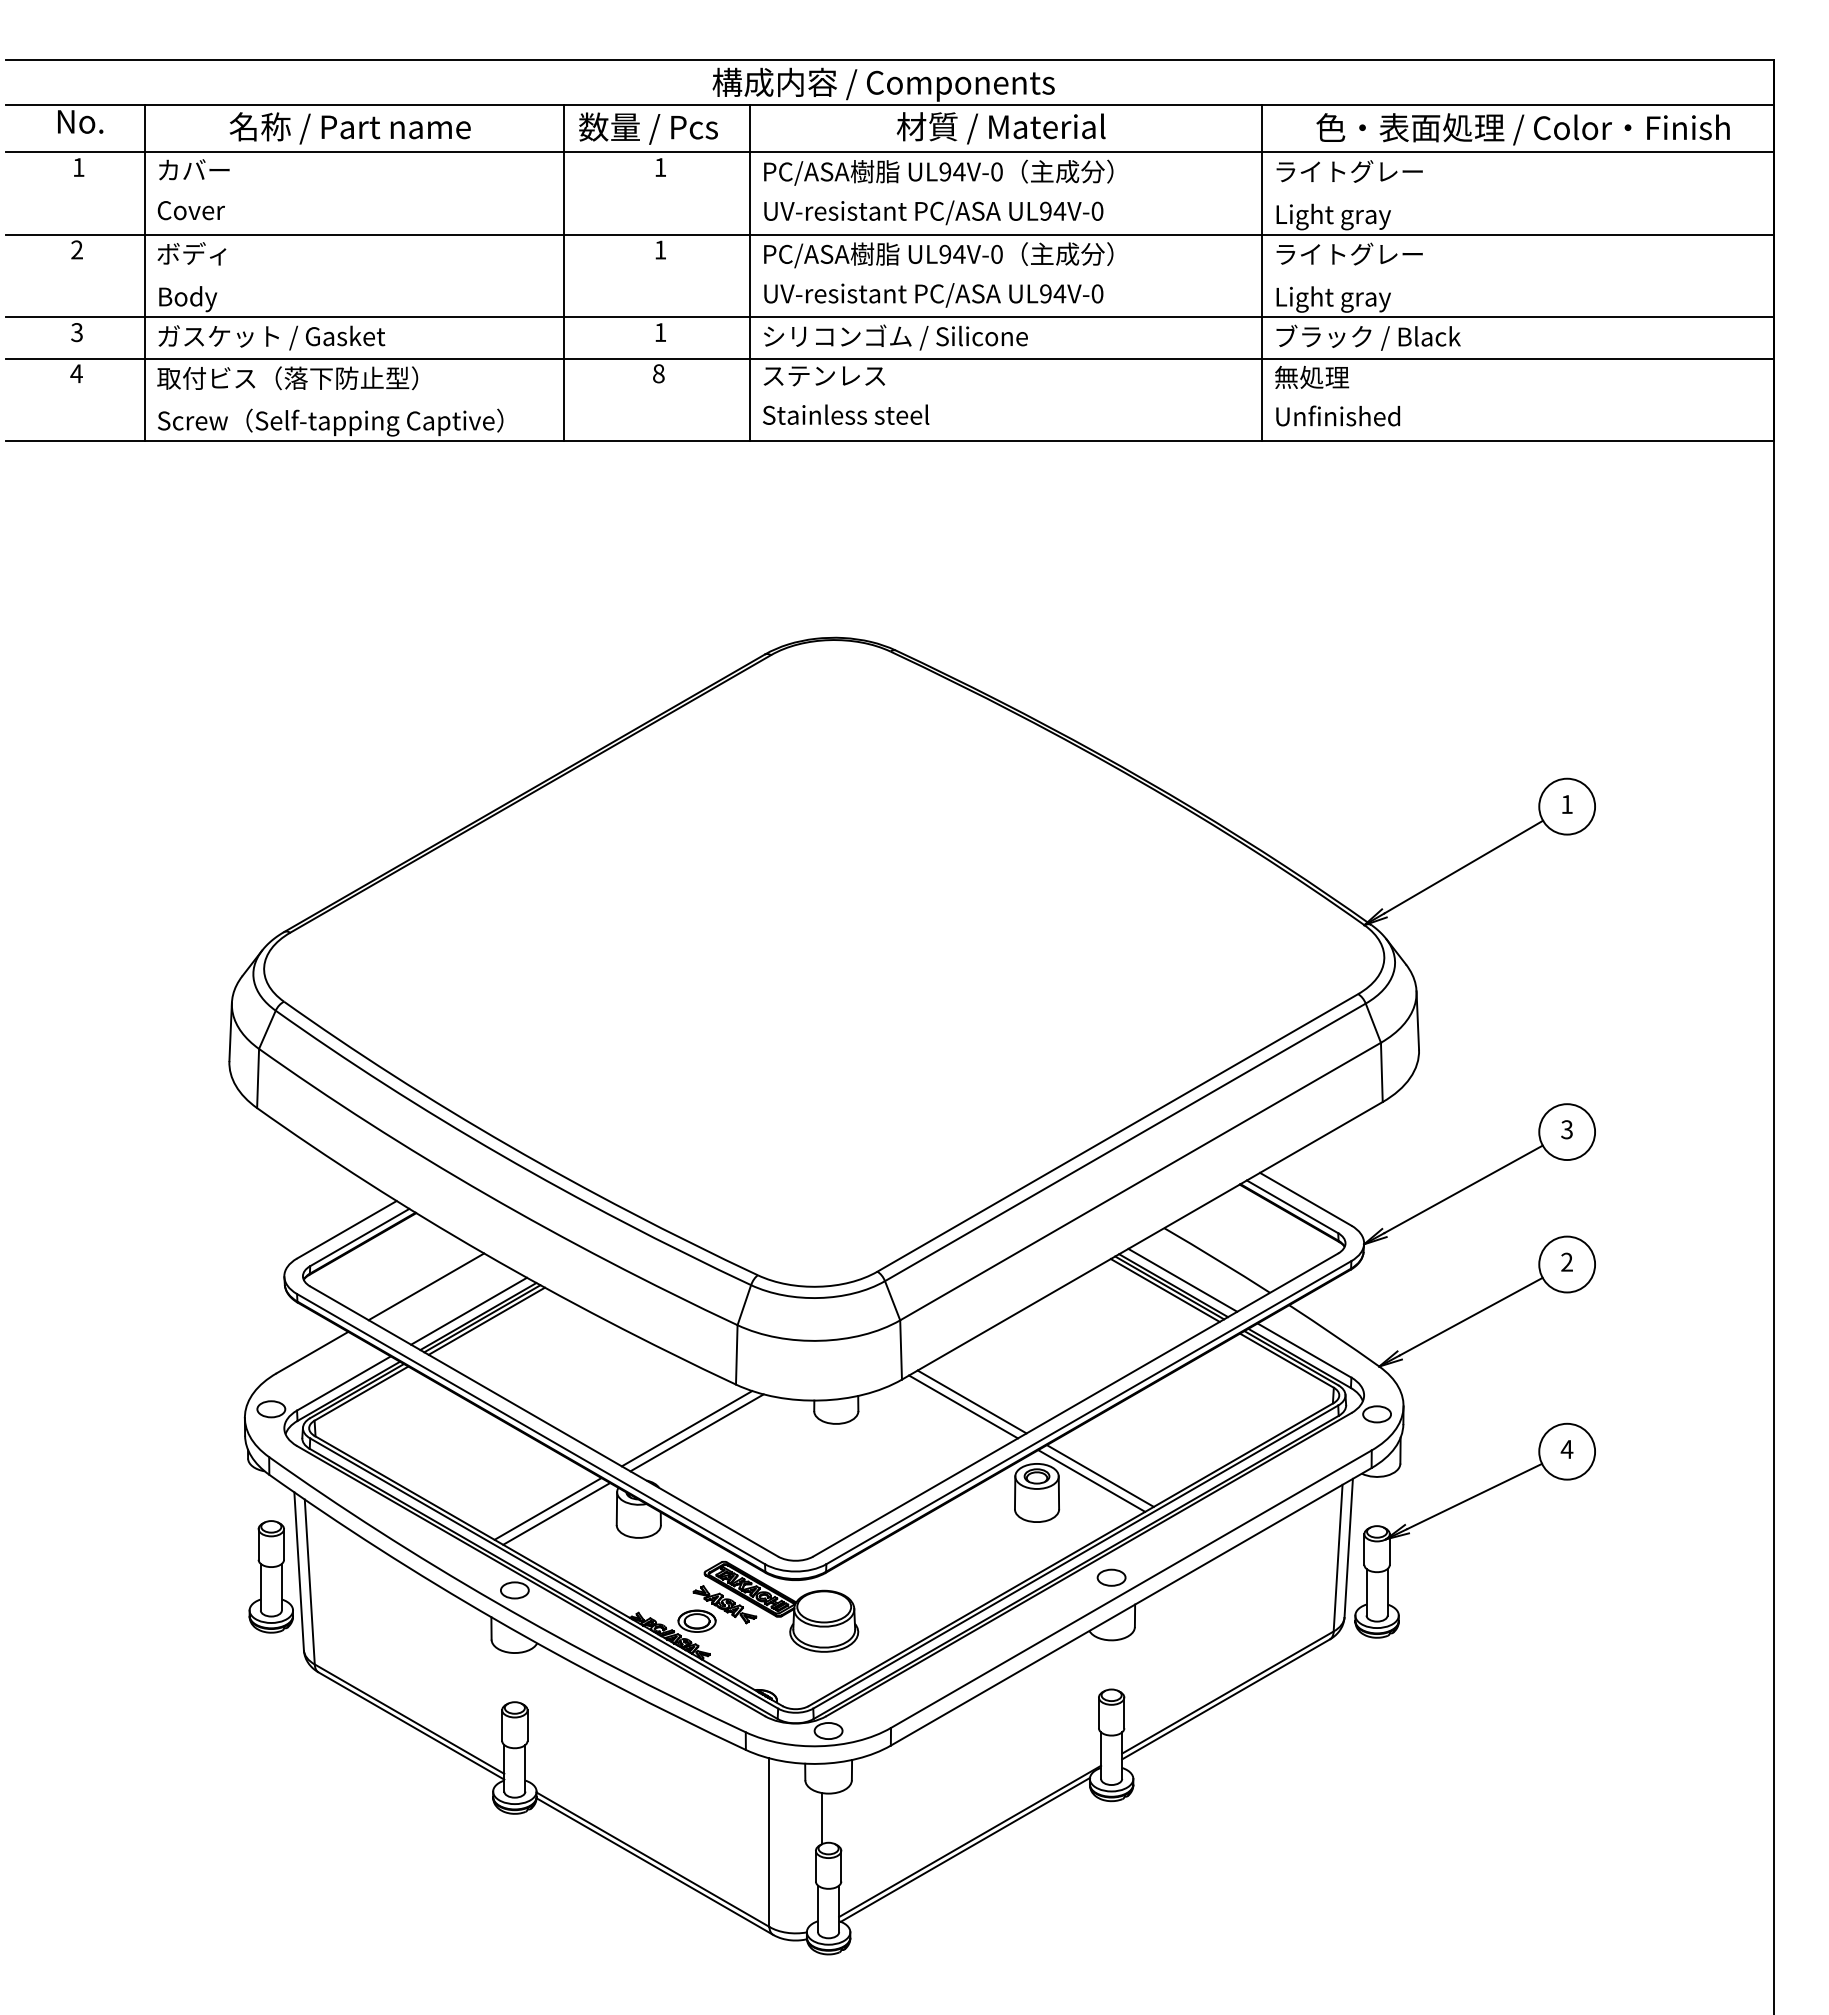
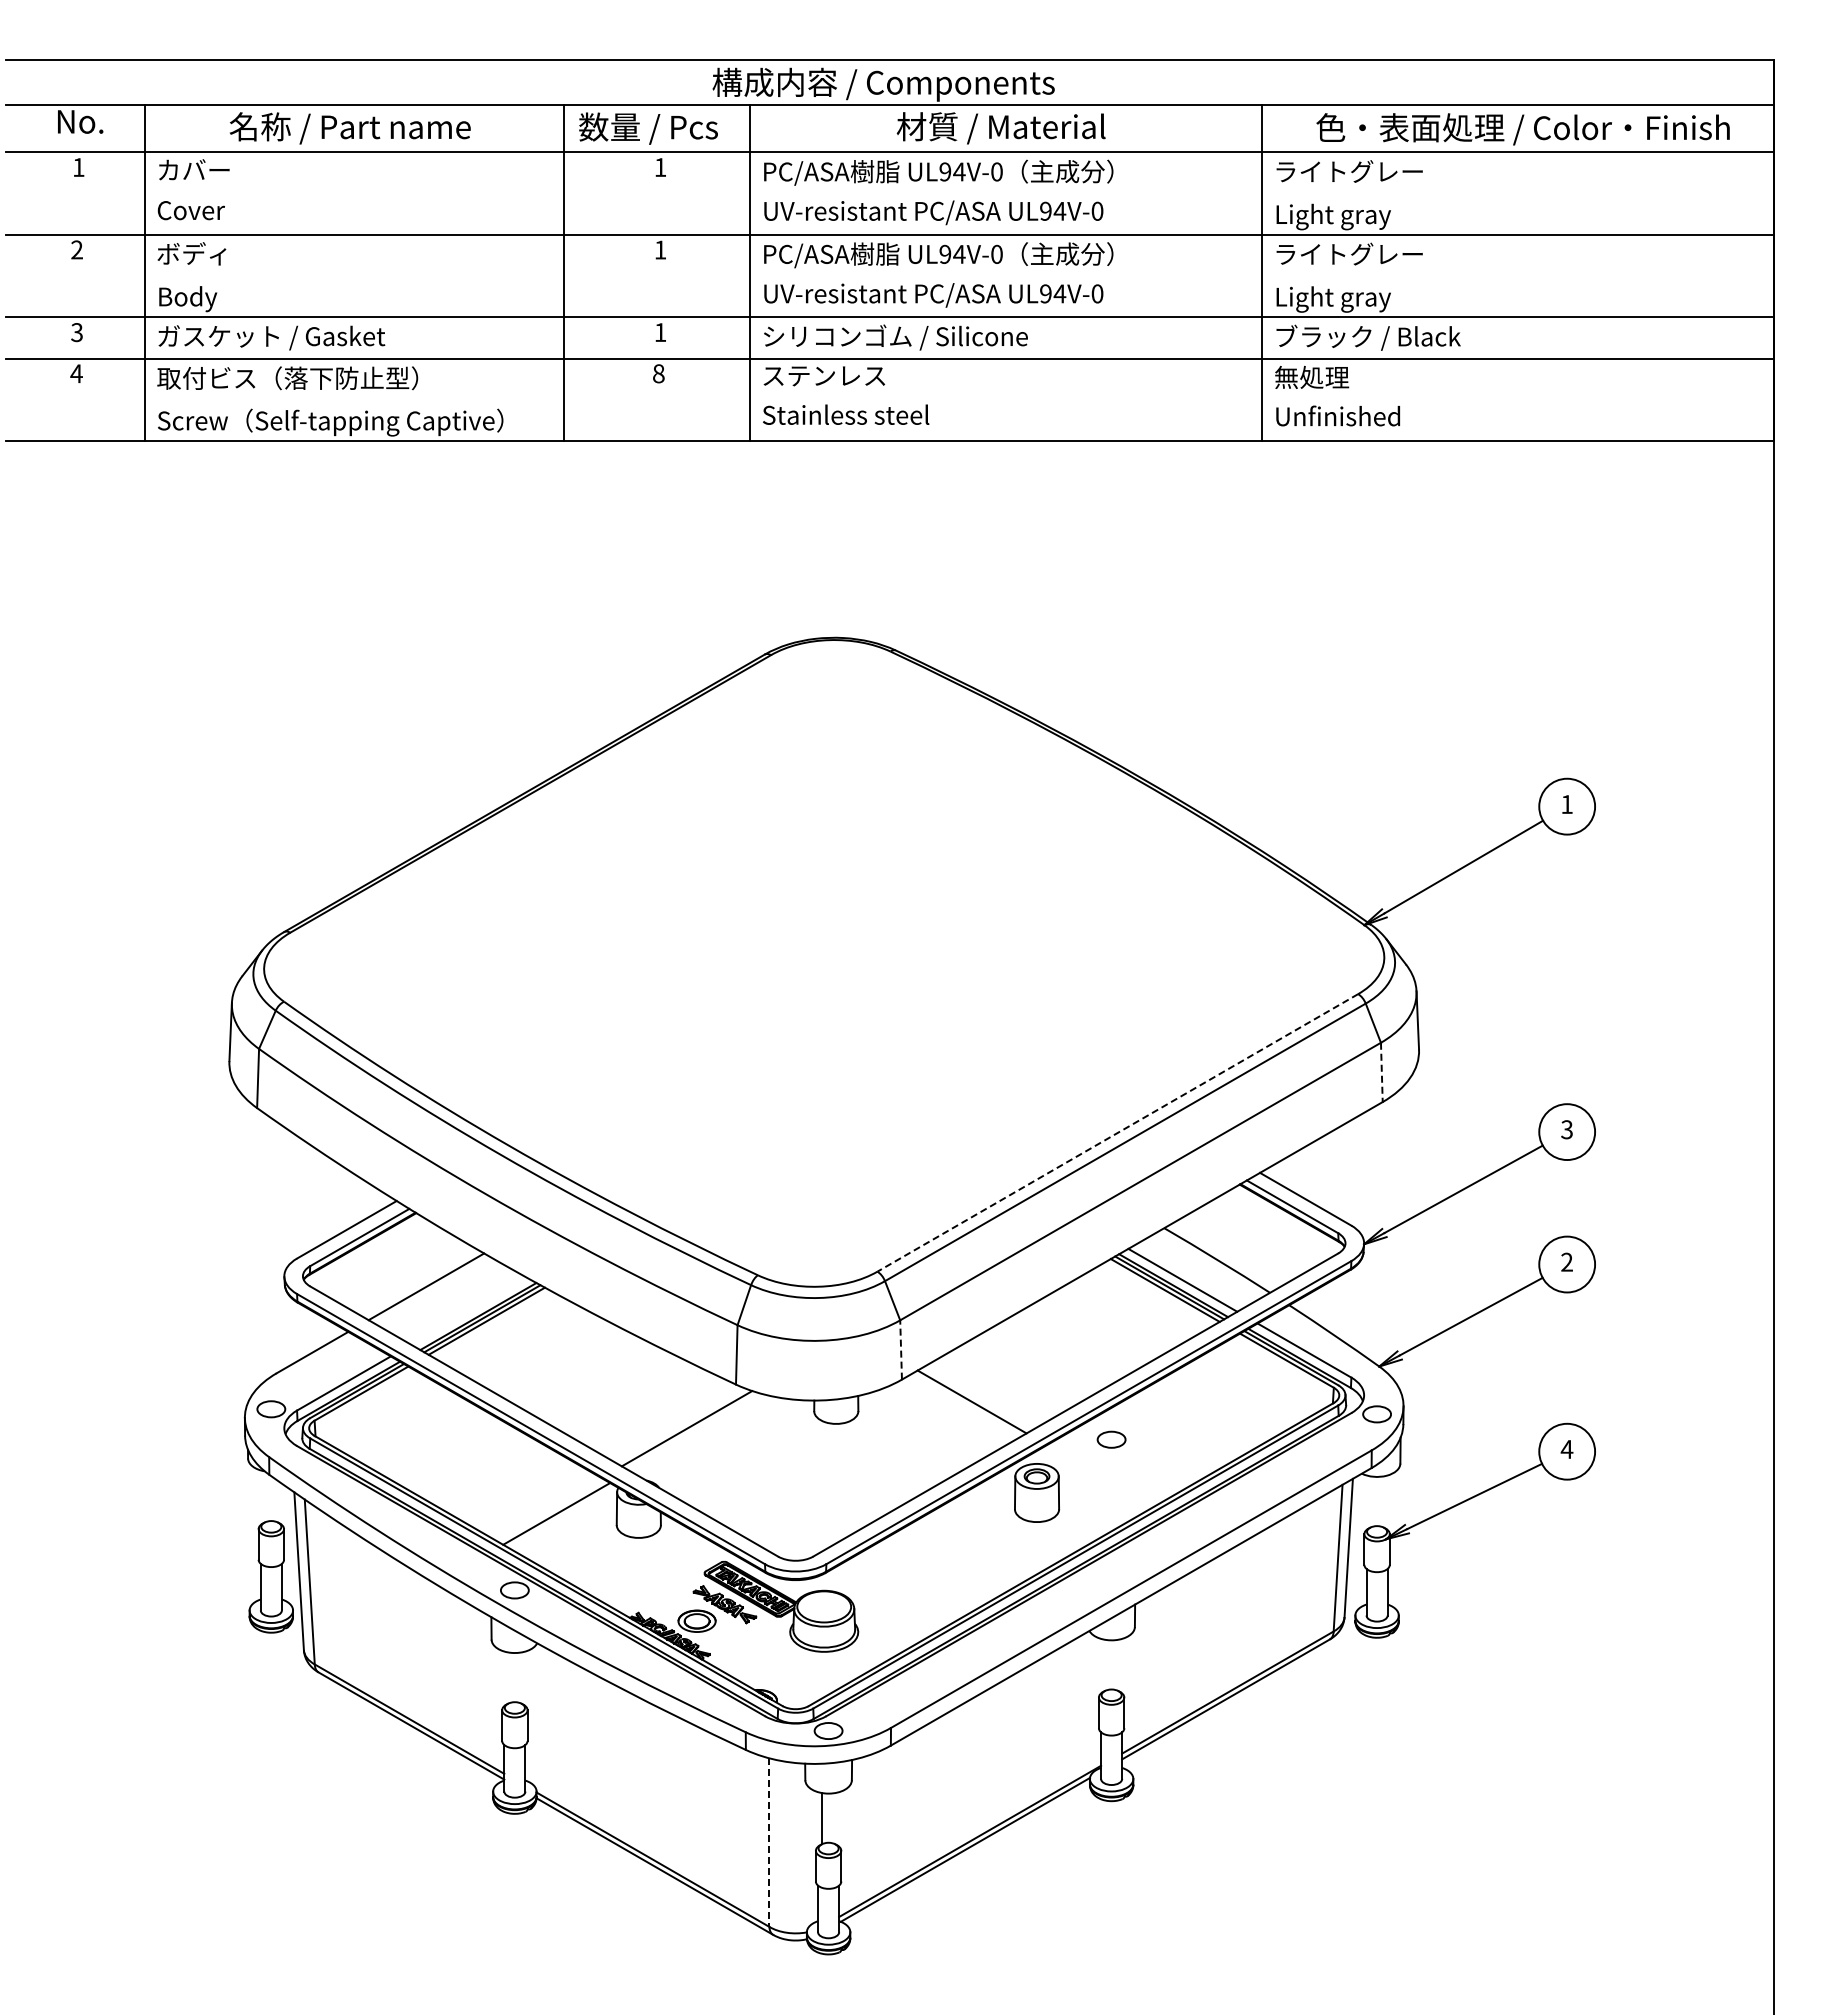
line: solid -> dashed (1381, 1072)
line: solid -> dashed (1117, 1132)
line: present -> none (469, 1310)
line: solid -> dashed (901, 1349)
line: present -> none (963, 1406)
line: present -> none (696, 1432)
line: present -> none (1099, 1475)
line: present -> none (1091, 1480)
line: present -> none (547, 1508)
part position: (1111, 1577) -> (1111, 1439) (1111, 1439)
line: solid -> dashed (769, 1843)
